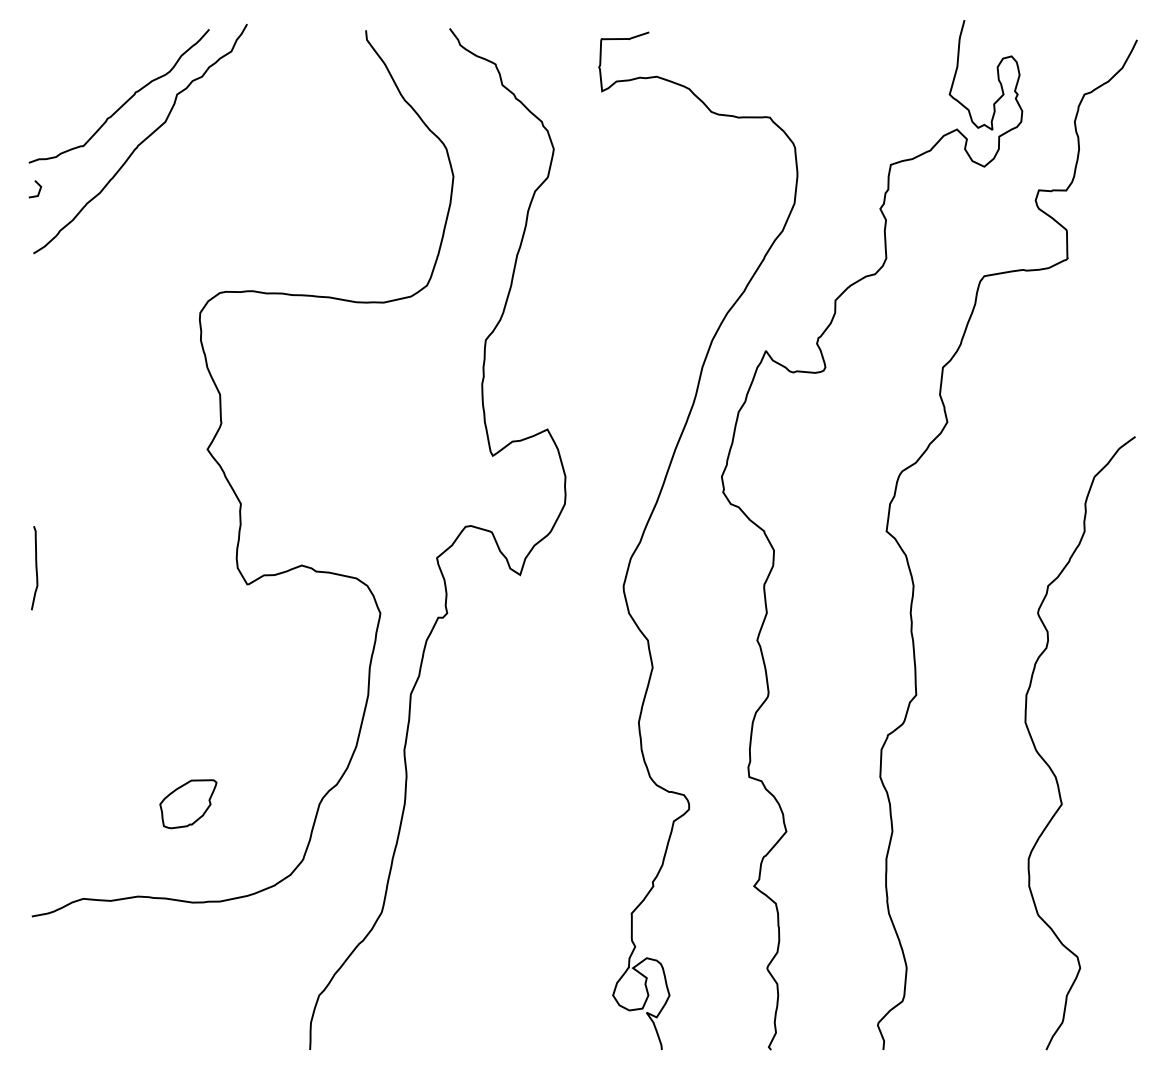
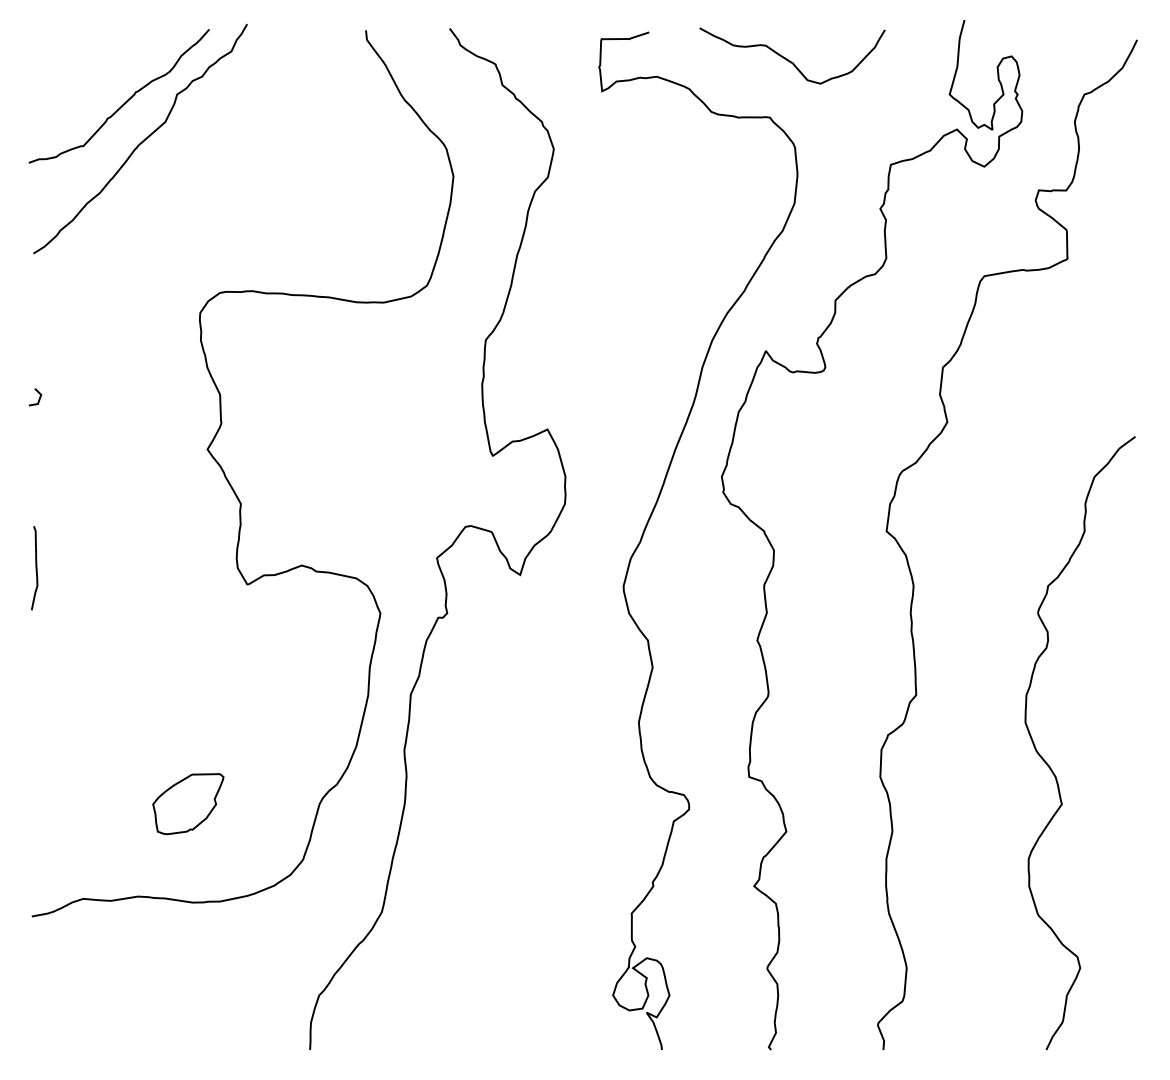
curve: none -> present (790, 60)
line position: (38, 191) -> (38, 399) (38, 399)
part size: 59x51 px -> 73x63 px (188, 804)
